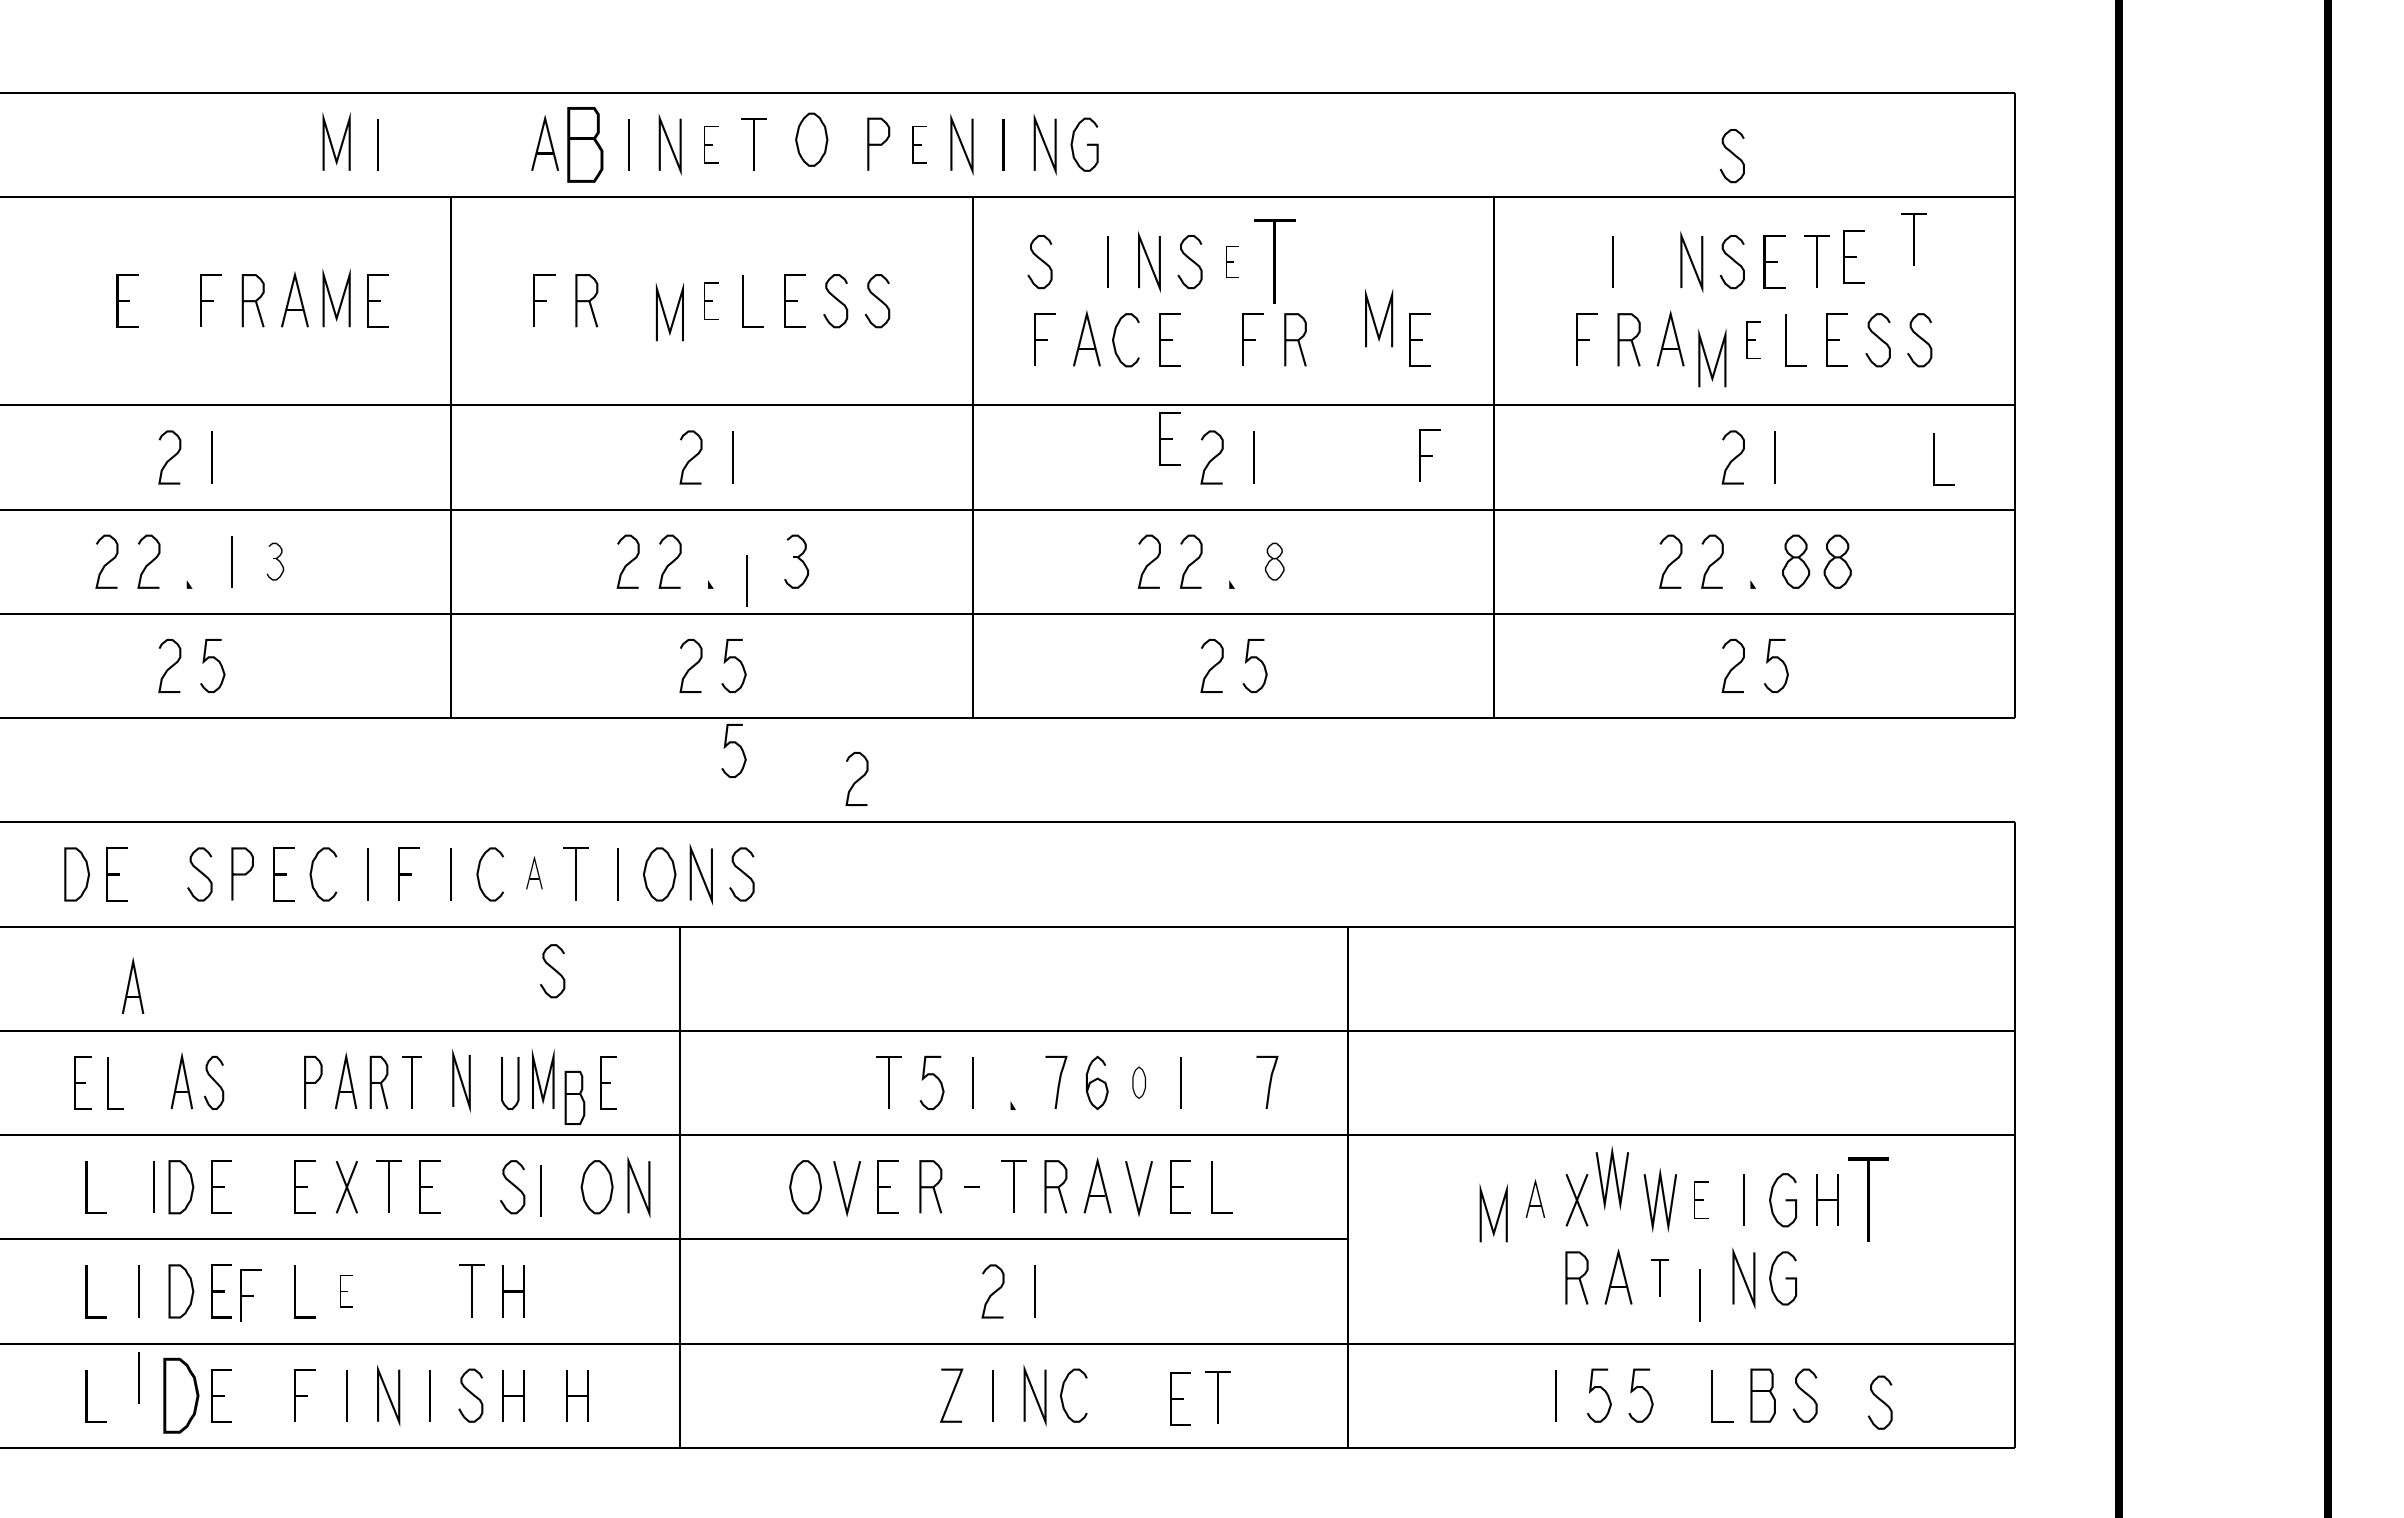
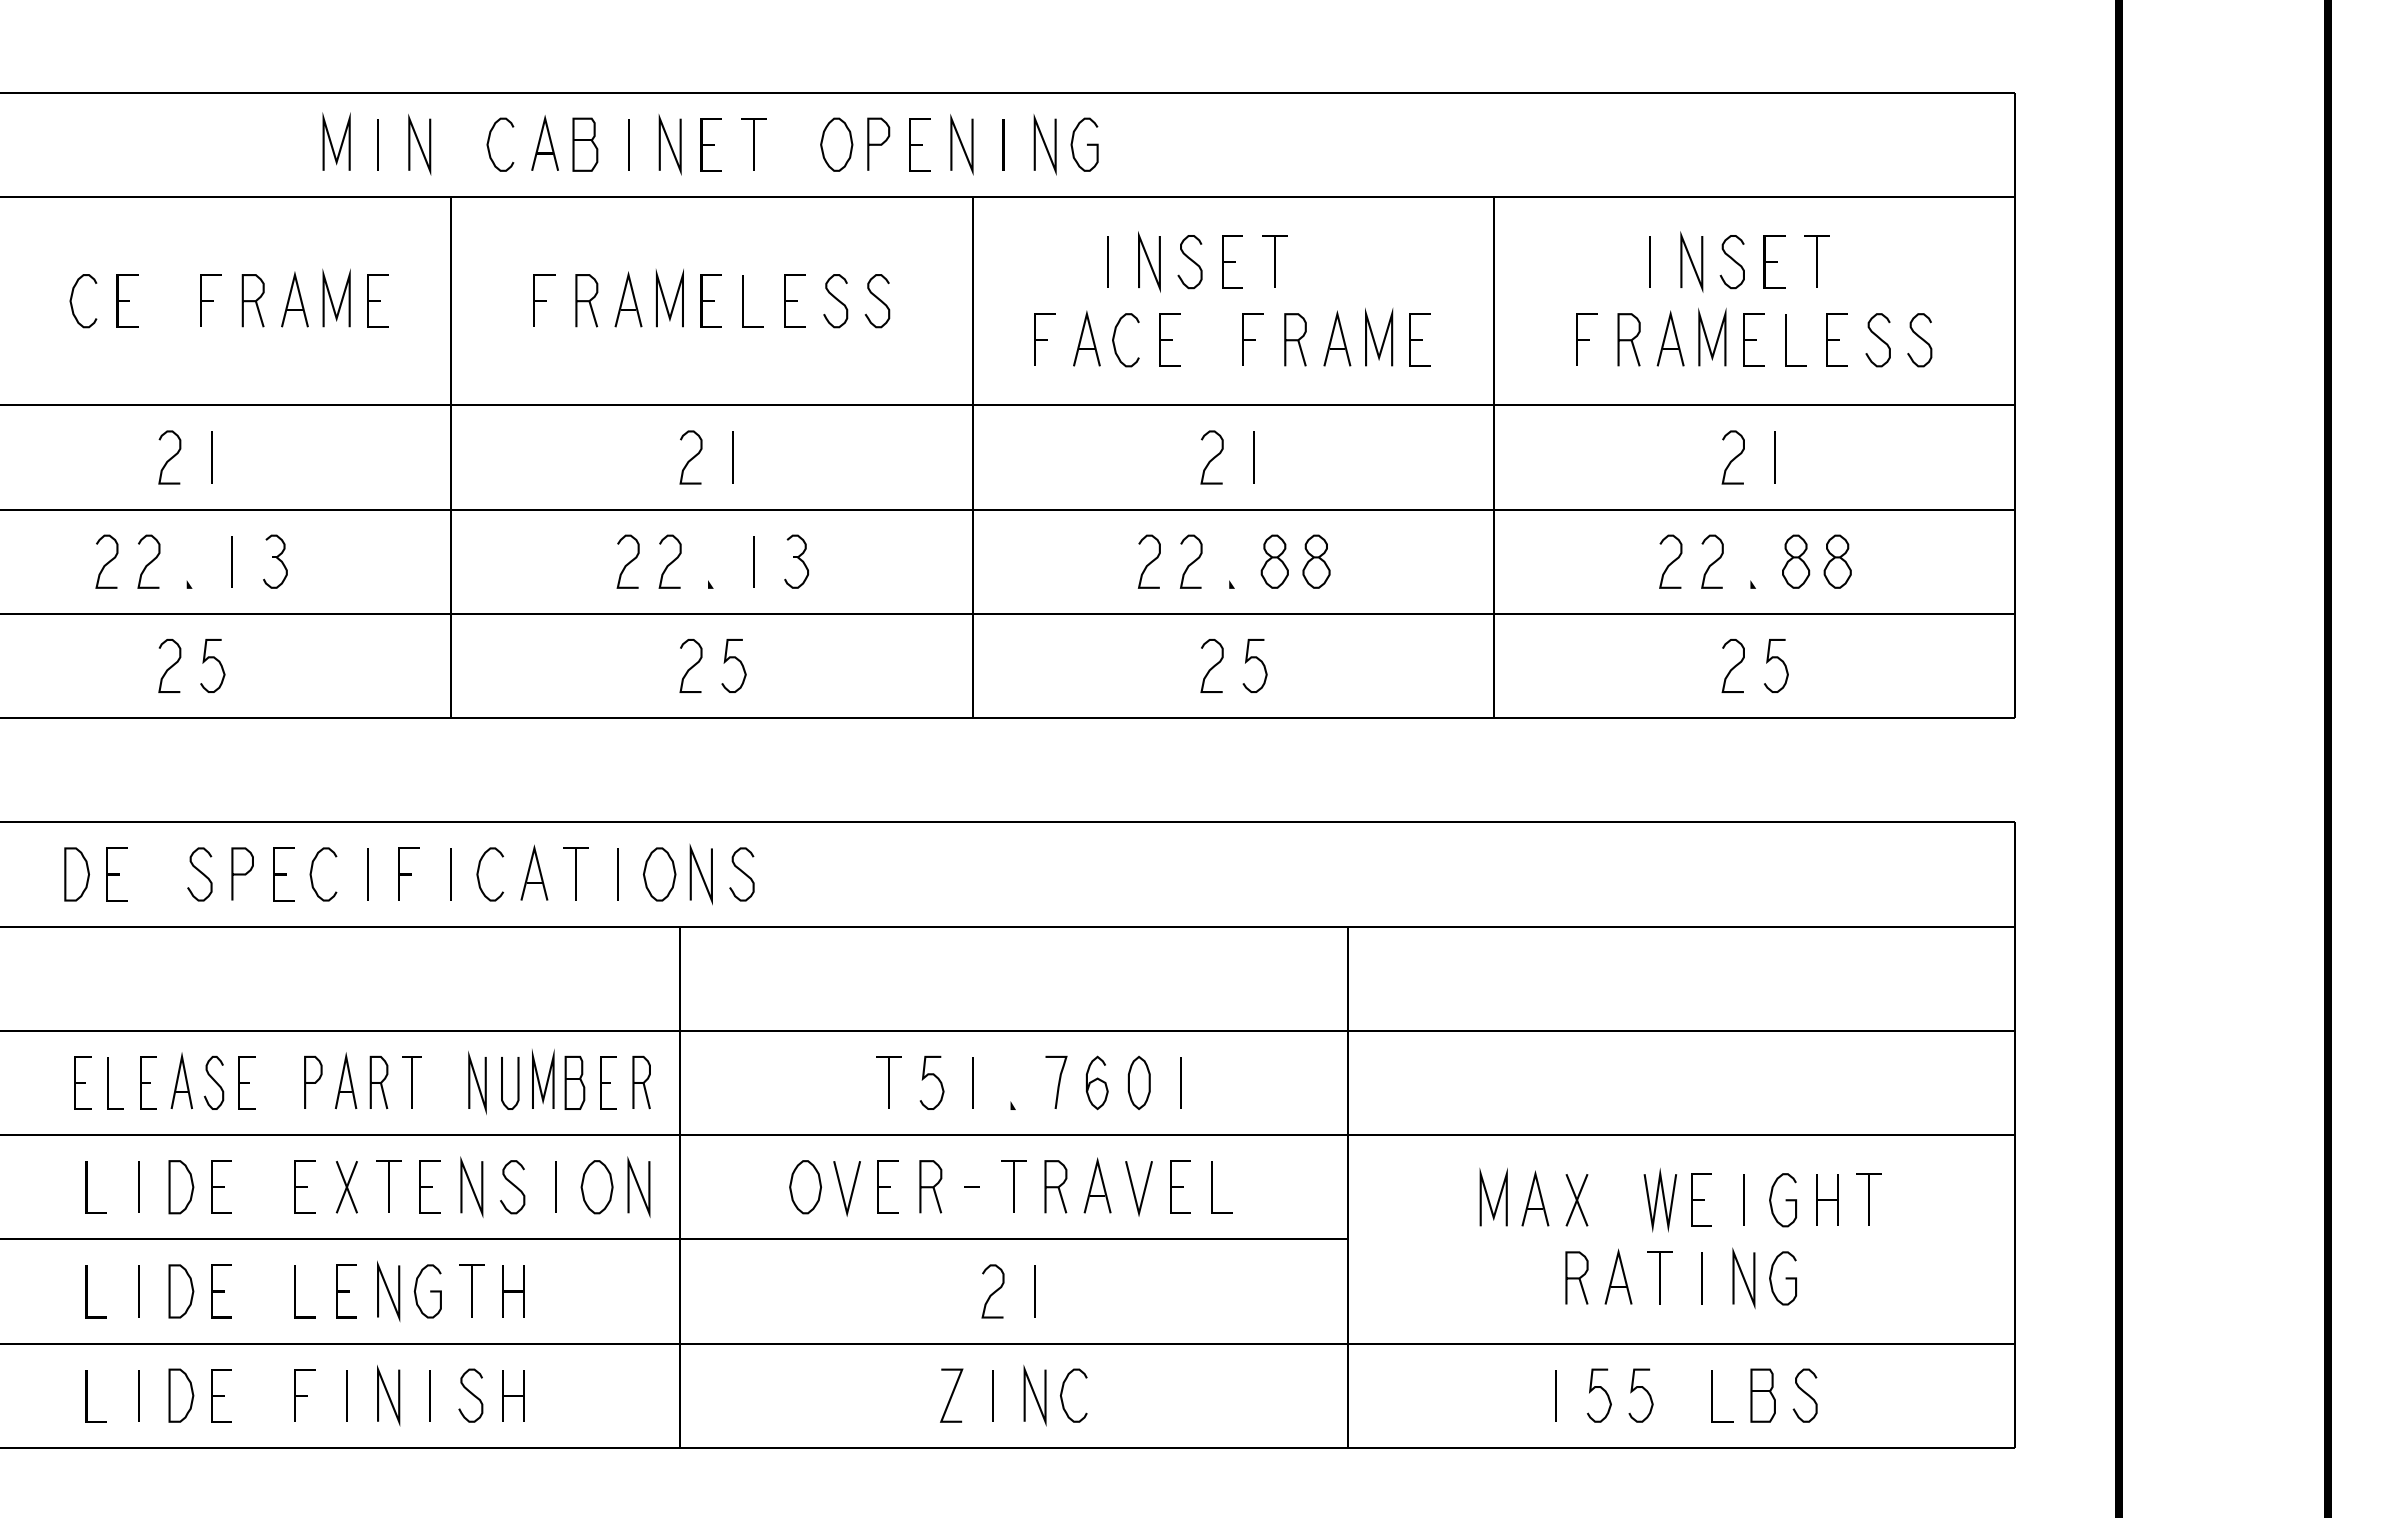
part position: (811, 139) -> (836, 144) (836, 144)
curve: none -> present (489, 141)
line: none -> present (419, 144)
part size: 37x76 px -> 27x55 px (585, 144)
part size: 15x38 px -> 22x54 px (710, 144)
part size: 15x38 px -> 22x54 px (919, 144)
curve: present -> none (1732, 154)
part: present -> none (1913, 239)
part: present -> none (1853, 256)
curve: present -> none (1040, 260)
part size: 13x32 px -> 21x54 px (1232, 261)
part size: 42x85 px -> 26x53 px (1274, 261)
line position: (1612, 261) -> (1649, 261) (1649, 261)
part: none -> present (628, 299)
part size: 15x38 px -> 22x54 px (710, 300)
curve: none -> present (72, 303)
line position: (665, 313) -> (665, 299) (665, 299)
line position: (1383, 319) -> (1383, 338) (1383, 338)
part: none -> present (1337, 338)
part size: 15x38 px -> 22x54 px (1753, 339)
line position: (1707, 357) -> (1707, 336) (1707, 336)
part: present -> none (1169, 438)
part: present -> none (1429, 455)
line: present -> none (1934, 459)
part size: 19x39 px -> 25x55 px (275, 561)
part size: 20x39 px -> 29x55 px (1274, 561)
part: none -> present (1316, 561)
line position: (746, 580) -> (753, 561) (753, 561)
curve: present -> none (737, 745)
curve: present -> none (857, 779)
part size: 17x34 px -> 29x57 px (534, 872)
curve: present -> none (553, 970)
part: present -> none (132, 985)
line position: (461, 1080) -> (477, 1082) (477, 1082)
curve: present -> none (1269, 1081)
part: none -> present (148, 1082)
part: none -> present (246, 1082)
part: none -> present (641, 1082)
part size: 14x33 px -> 24x55 px (1138, 1082)
part position: (574, 1097) -> (574, 1082) (574, 1082)
line: present -> none (1609, 1178)
line position: (153, 1186) -> (138, 1186) (138, 1186)
line: none -> present (471, 1186)
line position: (540, 1190) -> (555, 1186) (555, 1186)
part size: 21x39 px -> 29x57 px (1535, 1198)
part size: 15x38 px -> 21x54 px (1701, 1199)
part size: 41x85 px -> 26x53 px (1868, 1199)
line position: (1488, 1212) -> (1488, 1196) (1488, 1196)
part size: 18x38 px -> 26x54 px (1659, 1277)
part size: 13x33 px -> 21x55 px (346, 1291)
line: none -> present (388, 1291)
curve: none -> present (430, 1291)
part: present -> none (250, 1295)
line position: (1699, 1295) -> (1701, 1278) (1701, 1278)
line position: (138, 1377) -> (138, 1395) (138, 1395)
part size: 37x77 px -> 27x55 px (181, 1395)
part: present -> none (577, 1395)
part: present -> none (1217, 1397)
part: present -> none (1180, 1398)
curve: present -> none (1880, 1401)
